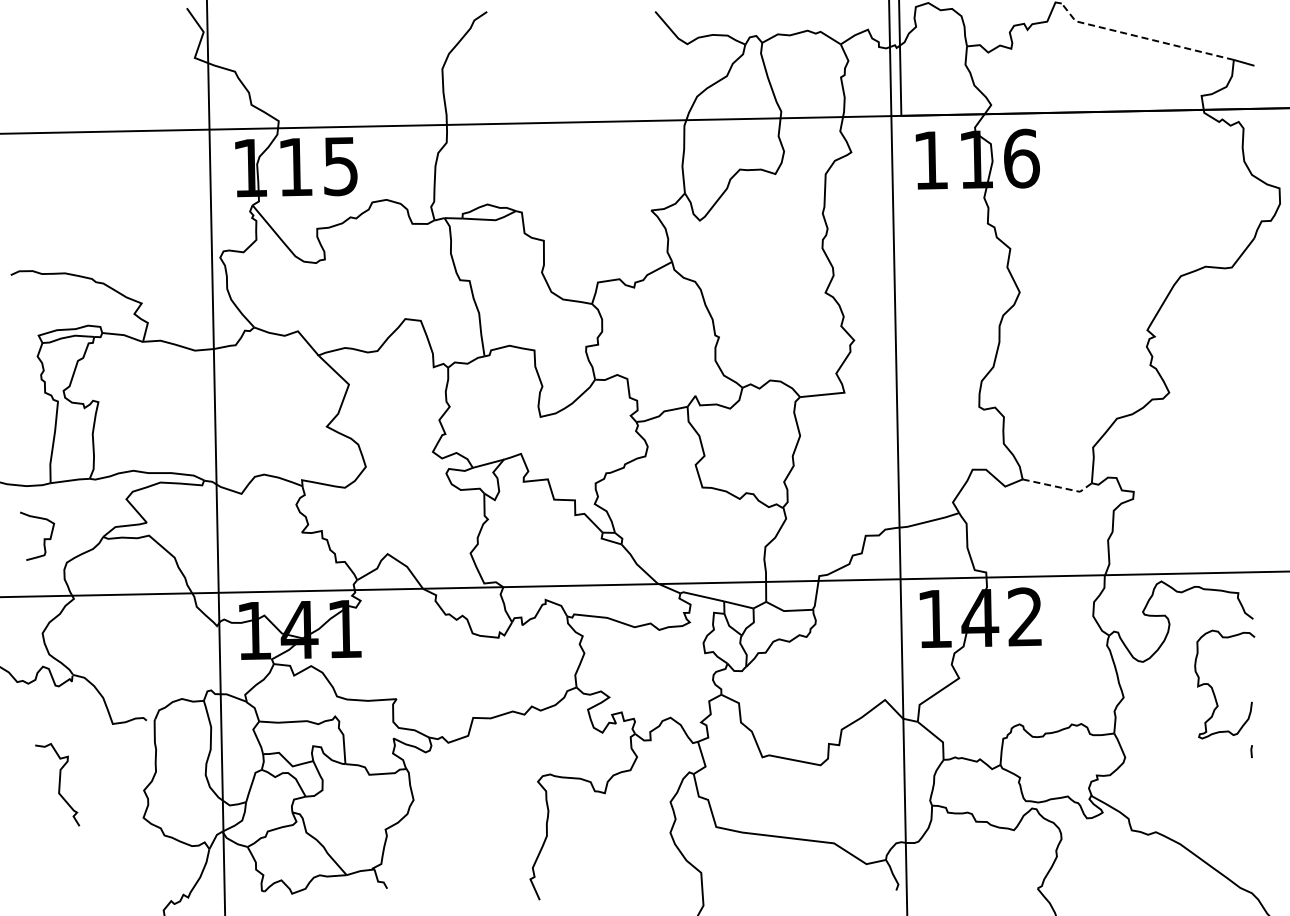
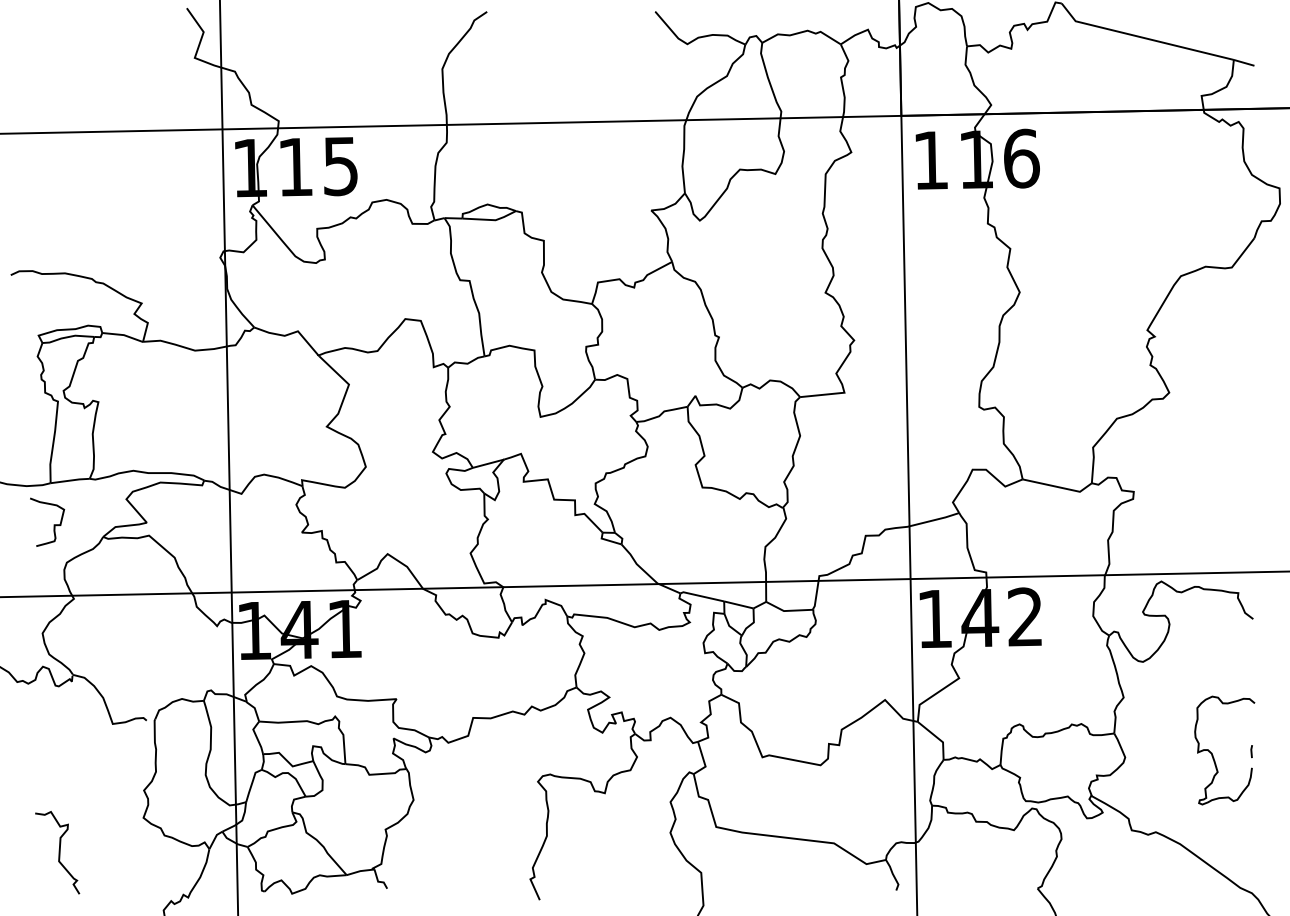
line: dashed -> solid (1142, 37)
line position: (216, 457) -> (229, 457) (229, 457)
line position: (898, 457) -> (908, 457) (908, 457)
line: dashed -> solid (1059, 487)
curve position: (43, 538) -> (53, 524) (53, 524)
curve position: (1213, 689) -> (1213, 755) (1213, 755)
curve position: (58, 784) -> (58, 852) (58, 852)
